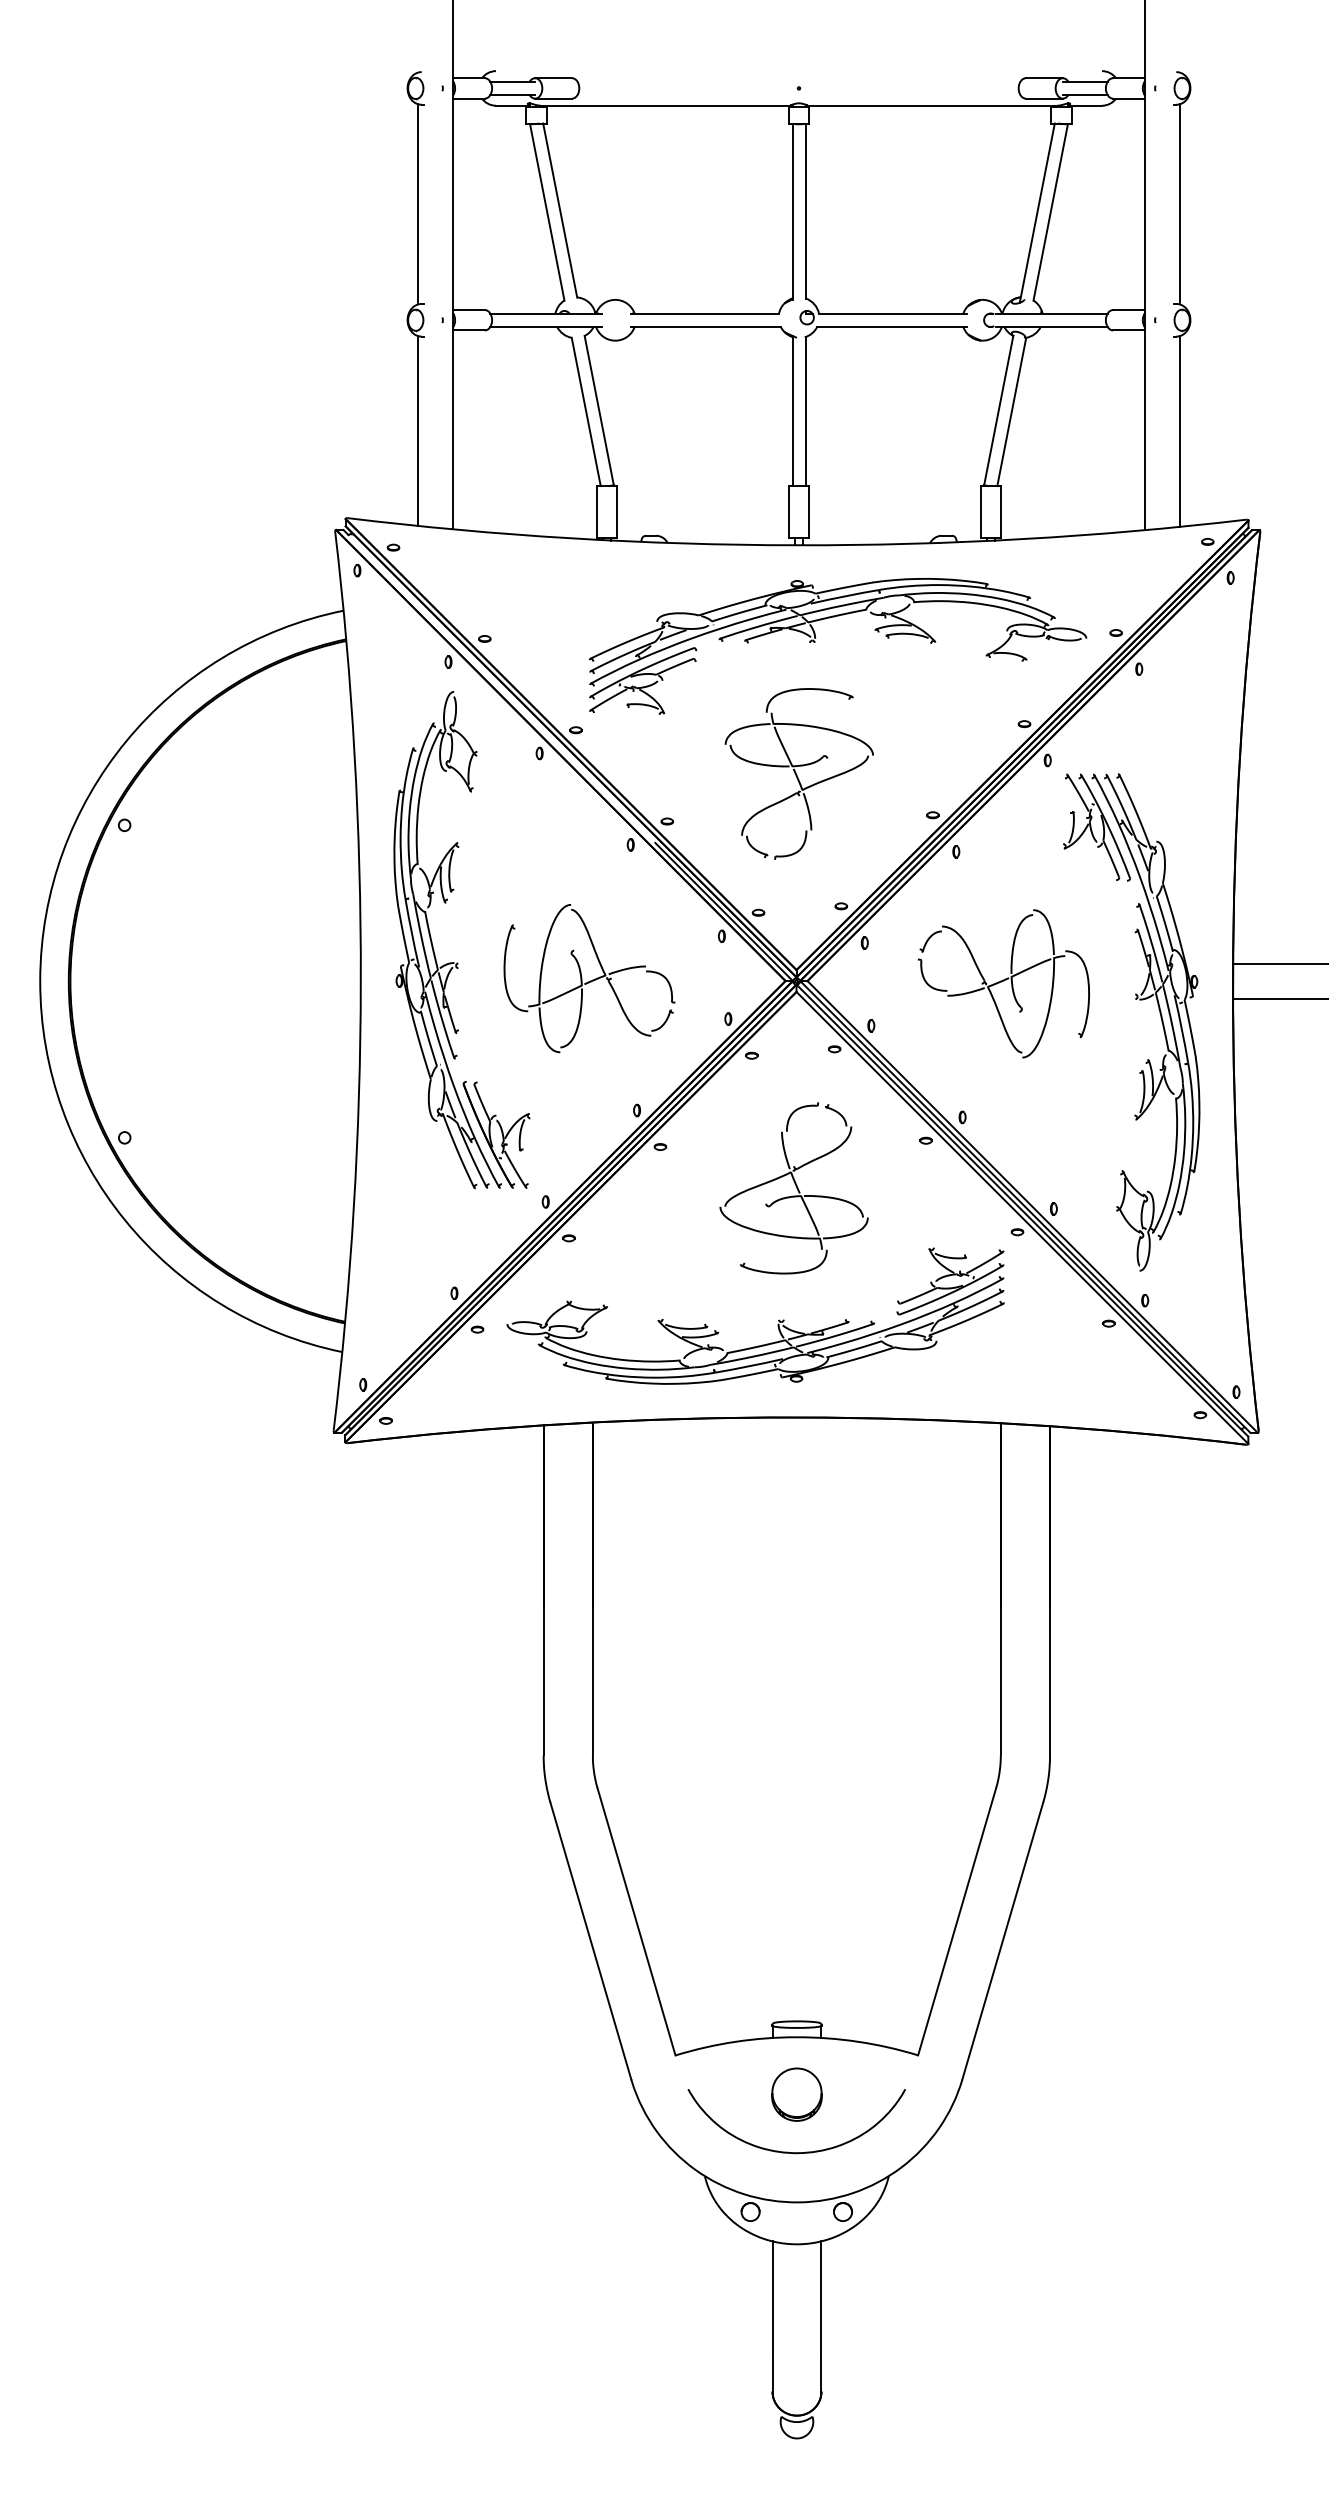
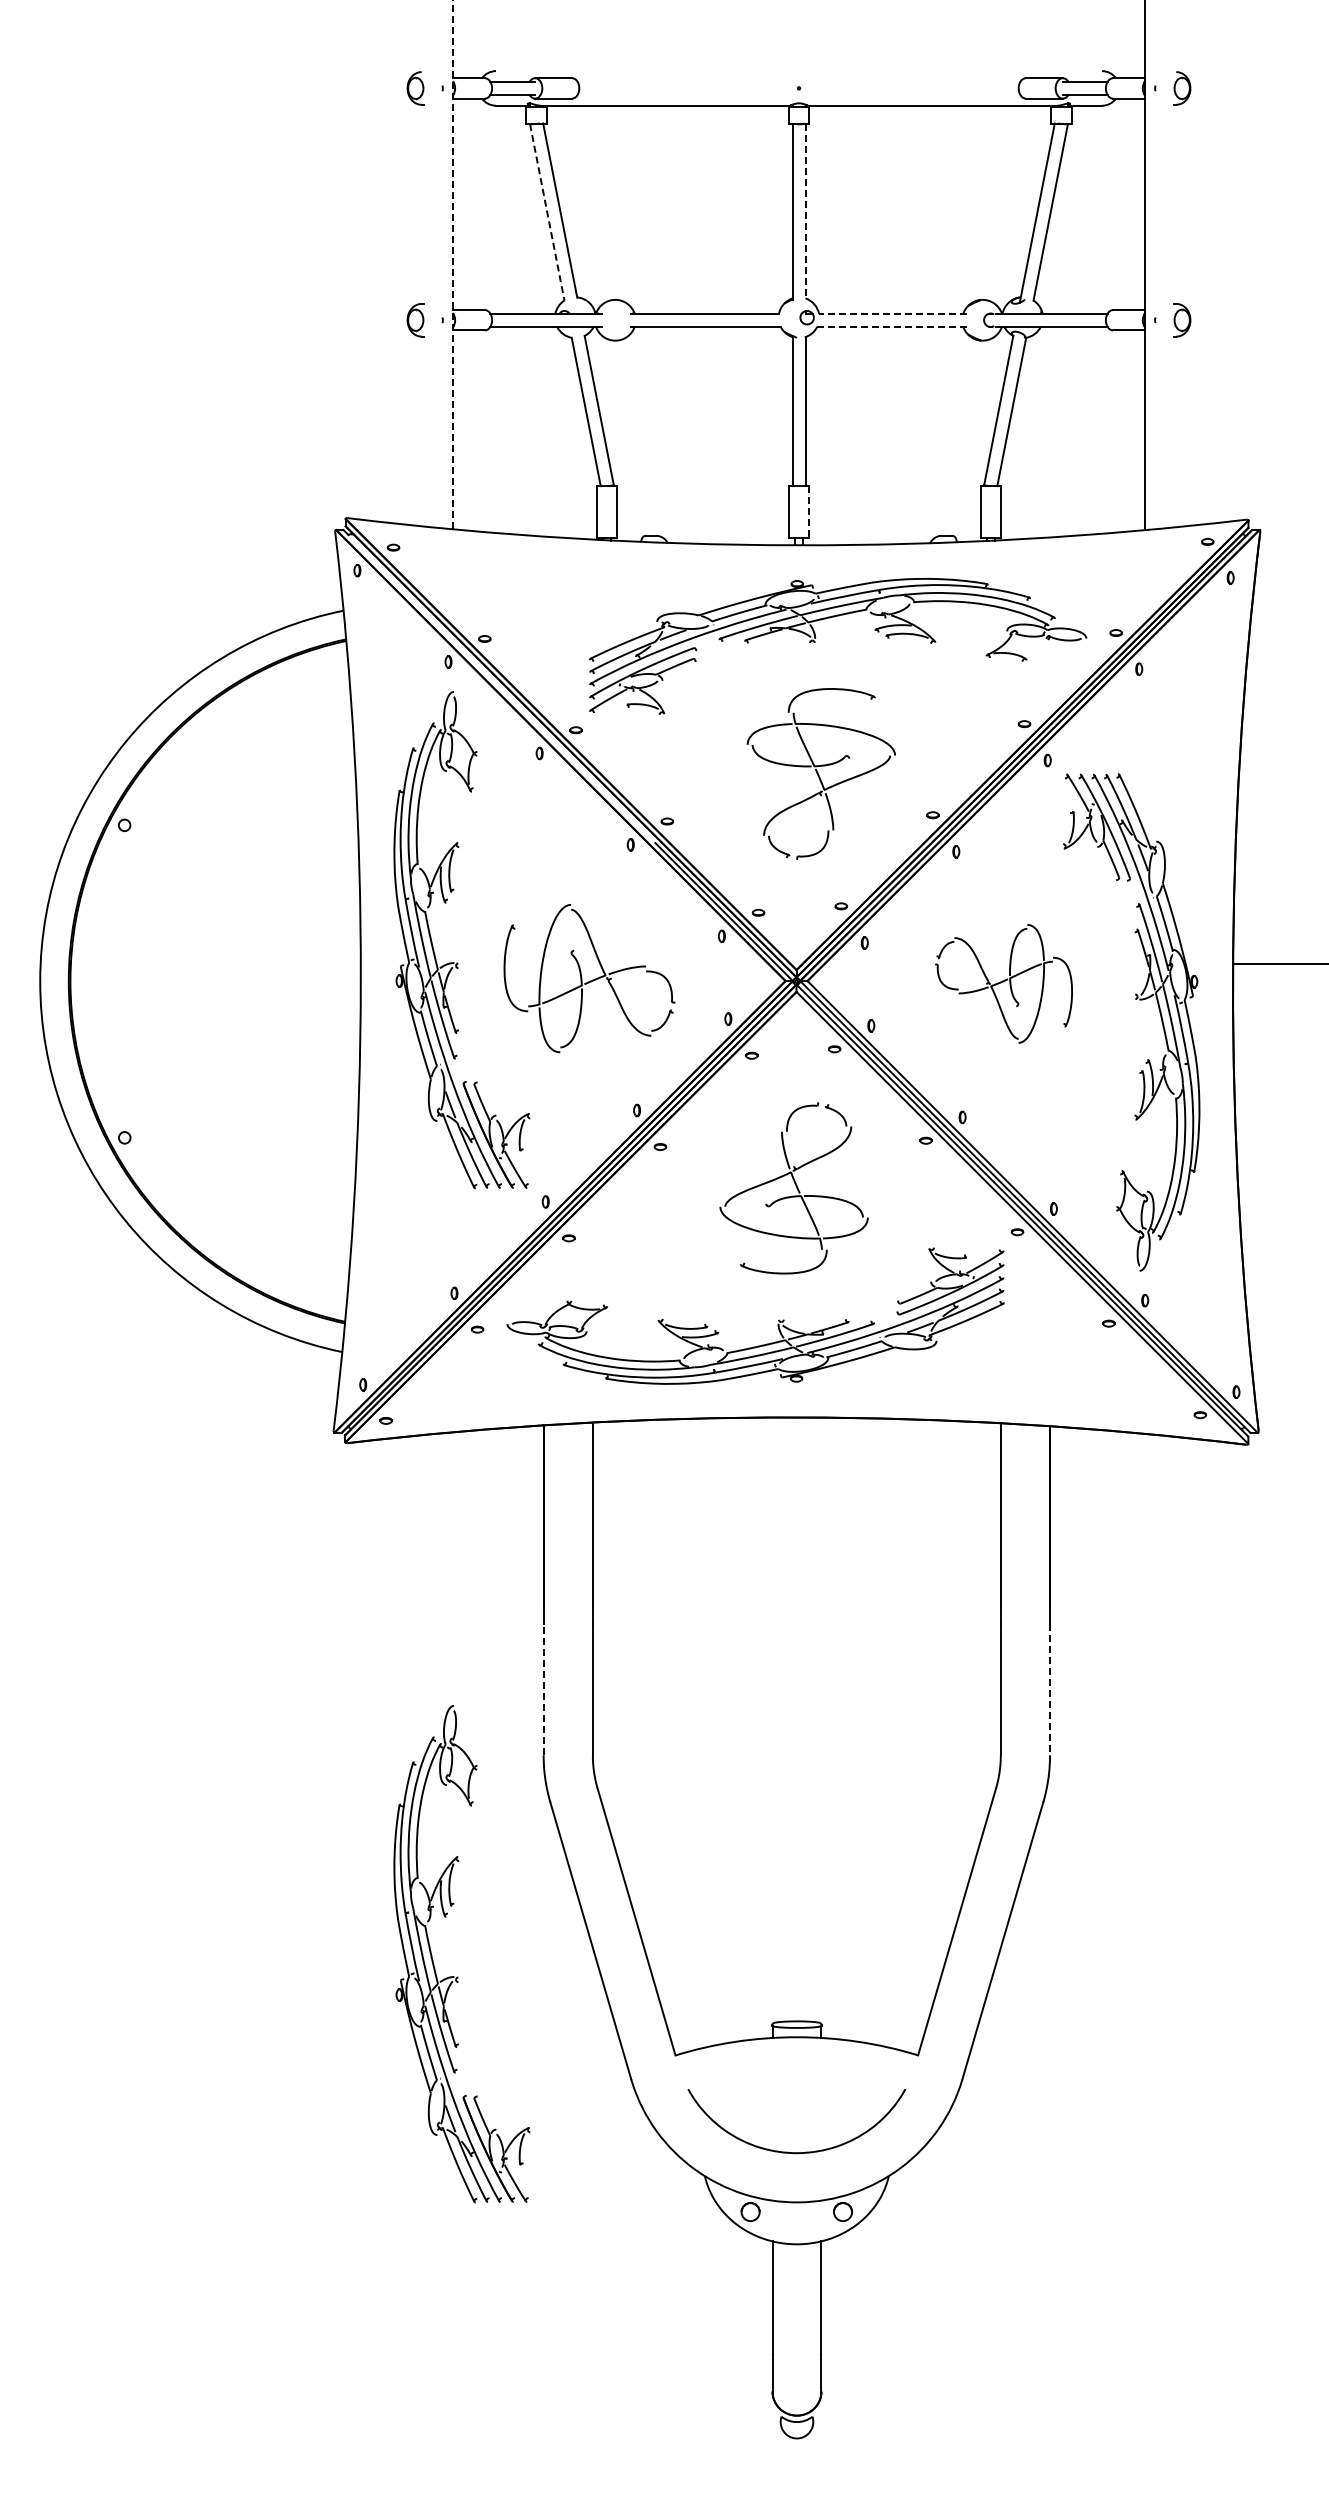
line: present -> none (418, 204)
line: present -> none (1179, 204)
line: solid -> dashed (805, 211)
line: solid -> dashed (547, 212)
line: solid -> dashed (453, 264)
line: solid -> dashed (892, 313)
line: solid -> dashed (892, 326)
line: present -> none (418, 431)
line: present -> none (1179, 431)
line: solid -> dashed (809, 512)
part position: (798, 773) -> (820, 773) (820, 773)
part size: 172x150 px -> 138x120 px (1003, 983)
line: present -> none (1279, 998)
line: solid -> dashed (543, 1689)
line: solid -> dashed (1050, 1689)
part: none -> present (457, 1976)
part: present -> none (796, 2094)
